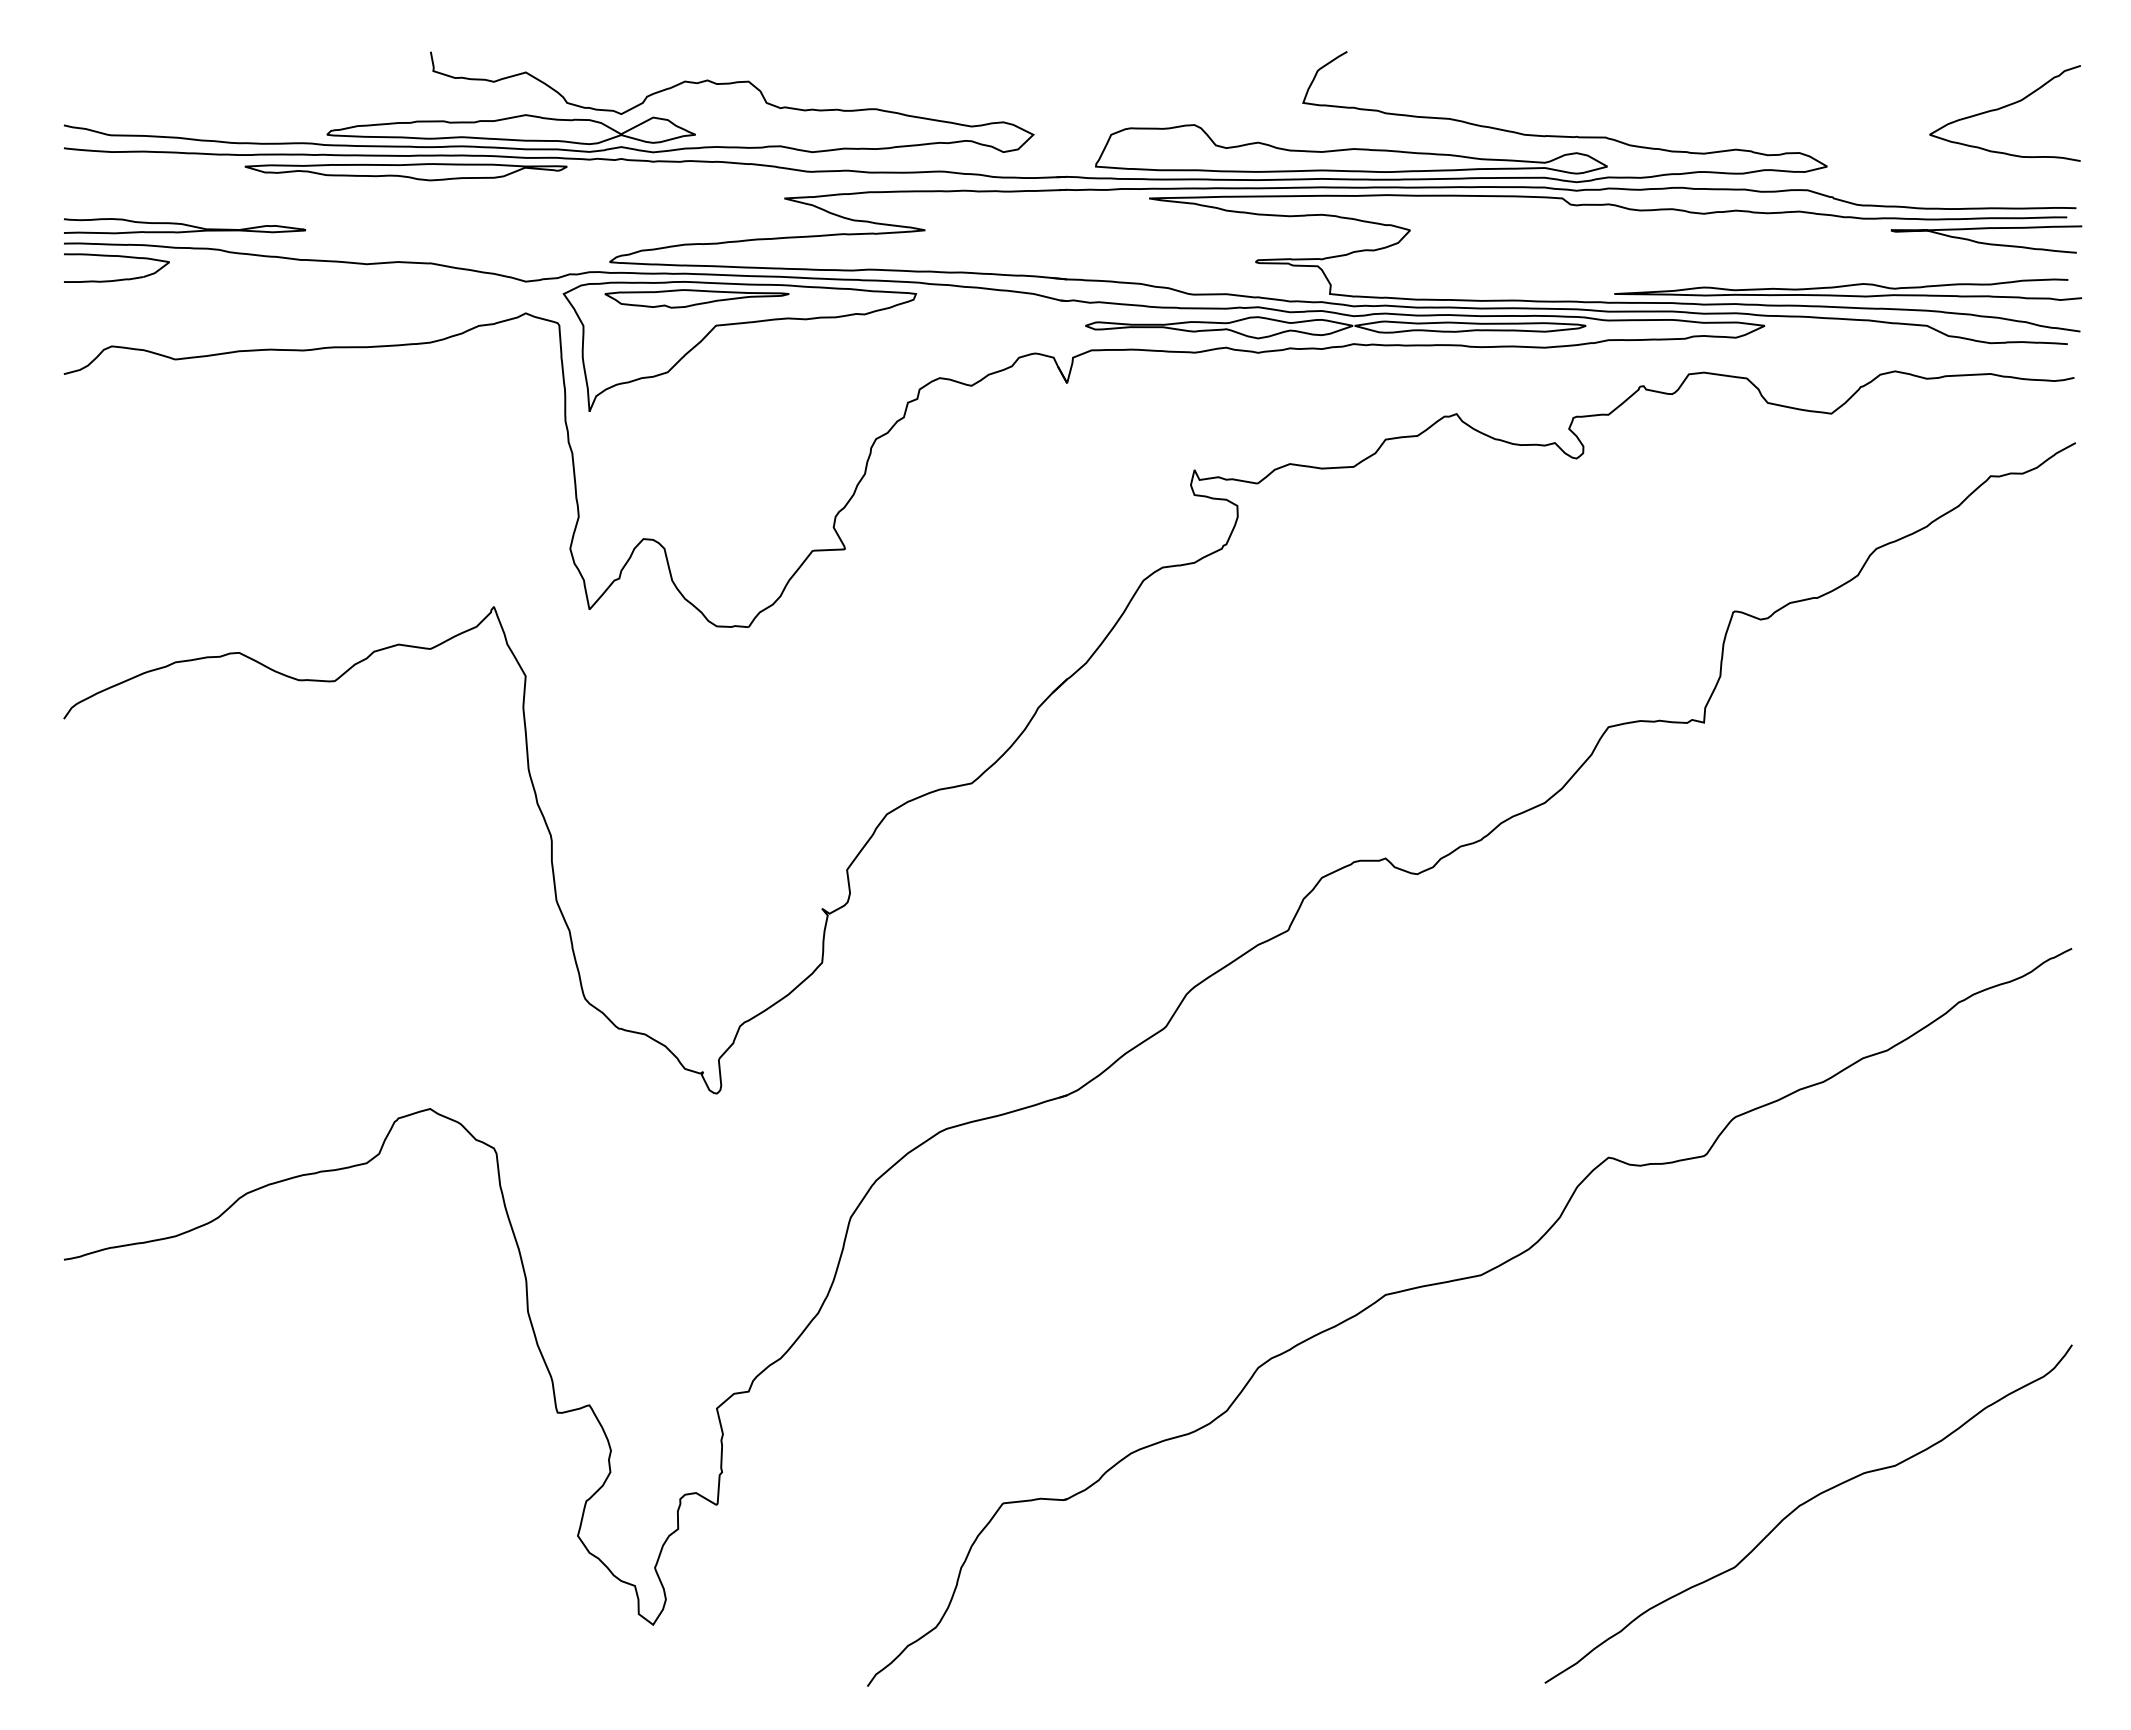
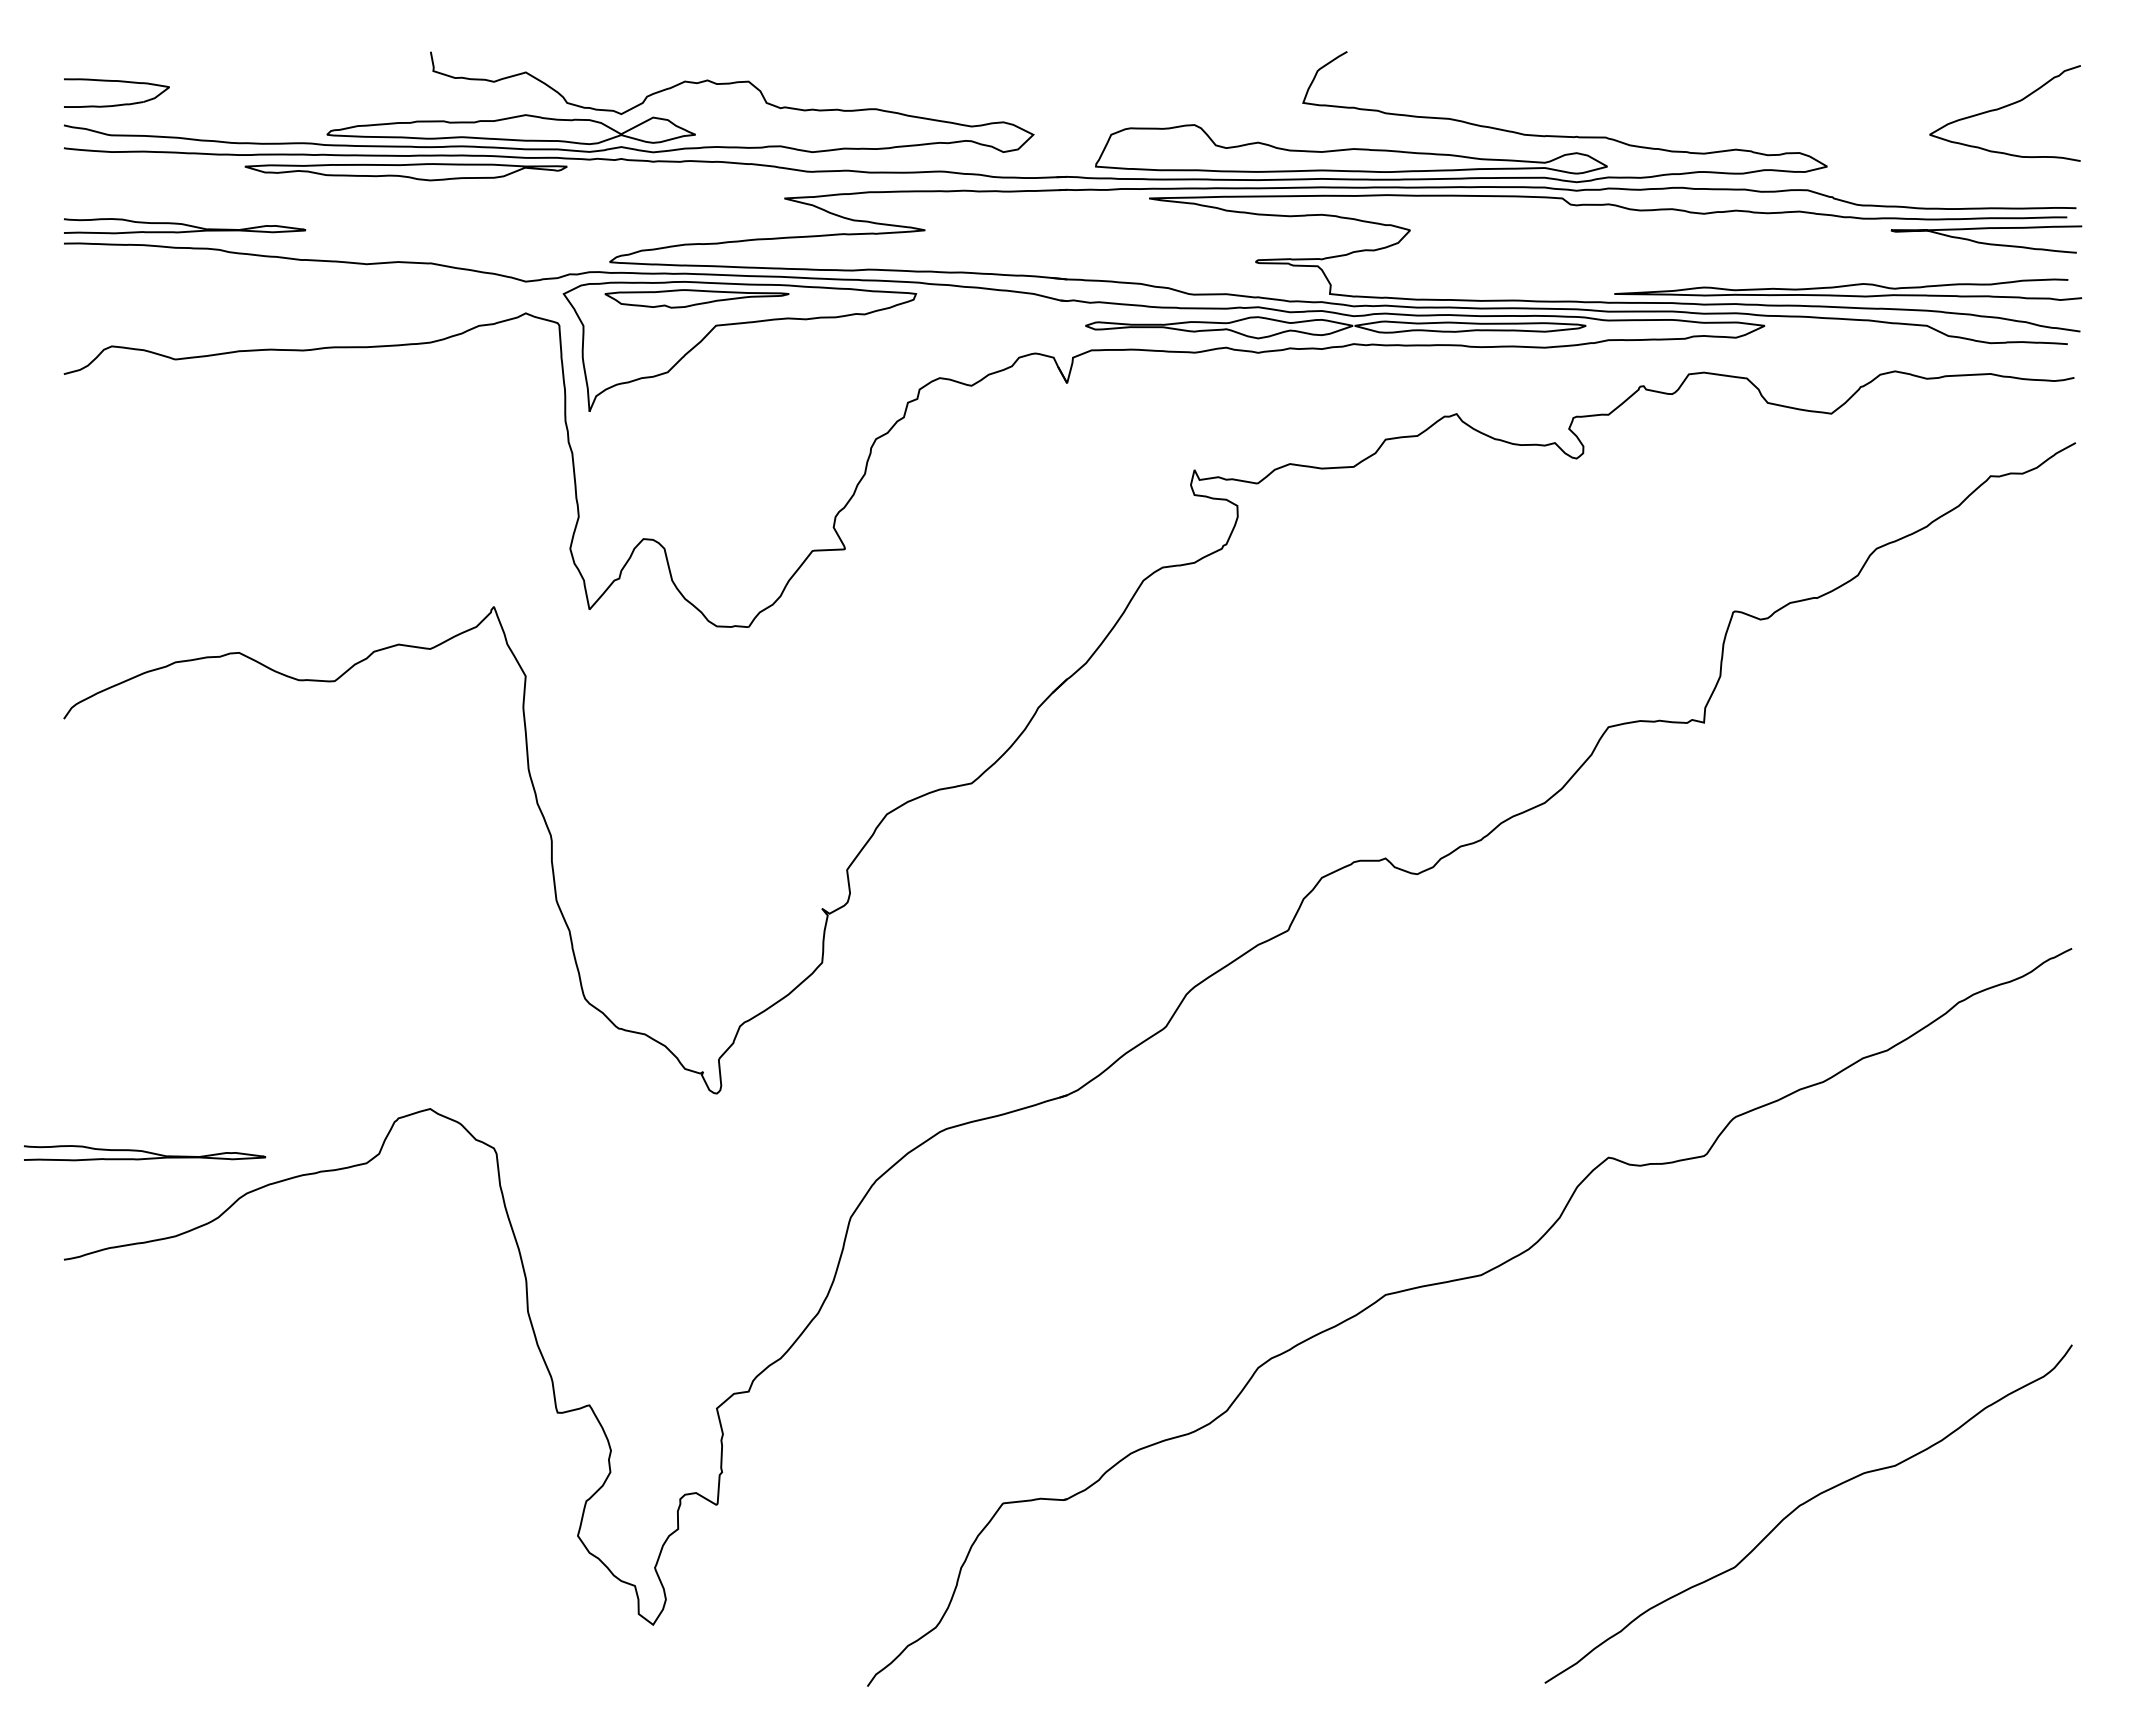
part position: (119, 257) -> (119, 82) (119, 82)
part: none -> present (145, 1153)
